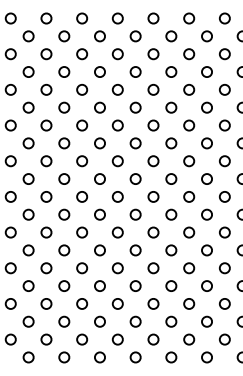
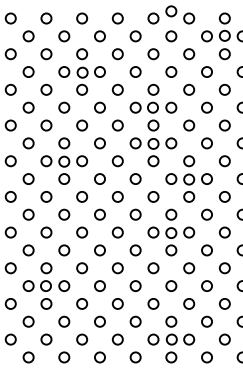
circle: none -> present (171, 11)
circle: none -> present (224, 35)
circle: none -> present (82, 72)
circle: none -> present (152, 107)
circle: none -> present (153, 143)
circle: none -> present (64, 161)
circle: none -> present (189, 179)
circle: none -> present (171, 232)
circle: none -> present (45, 285)
circle: none -> present (171, 339)
